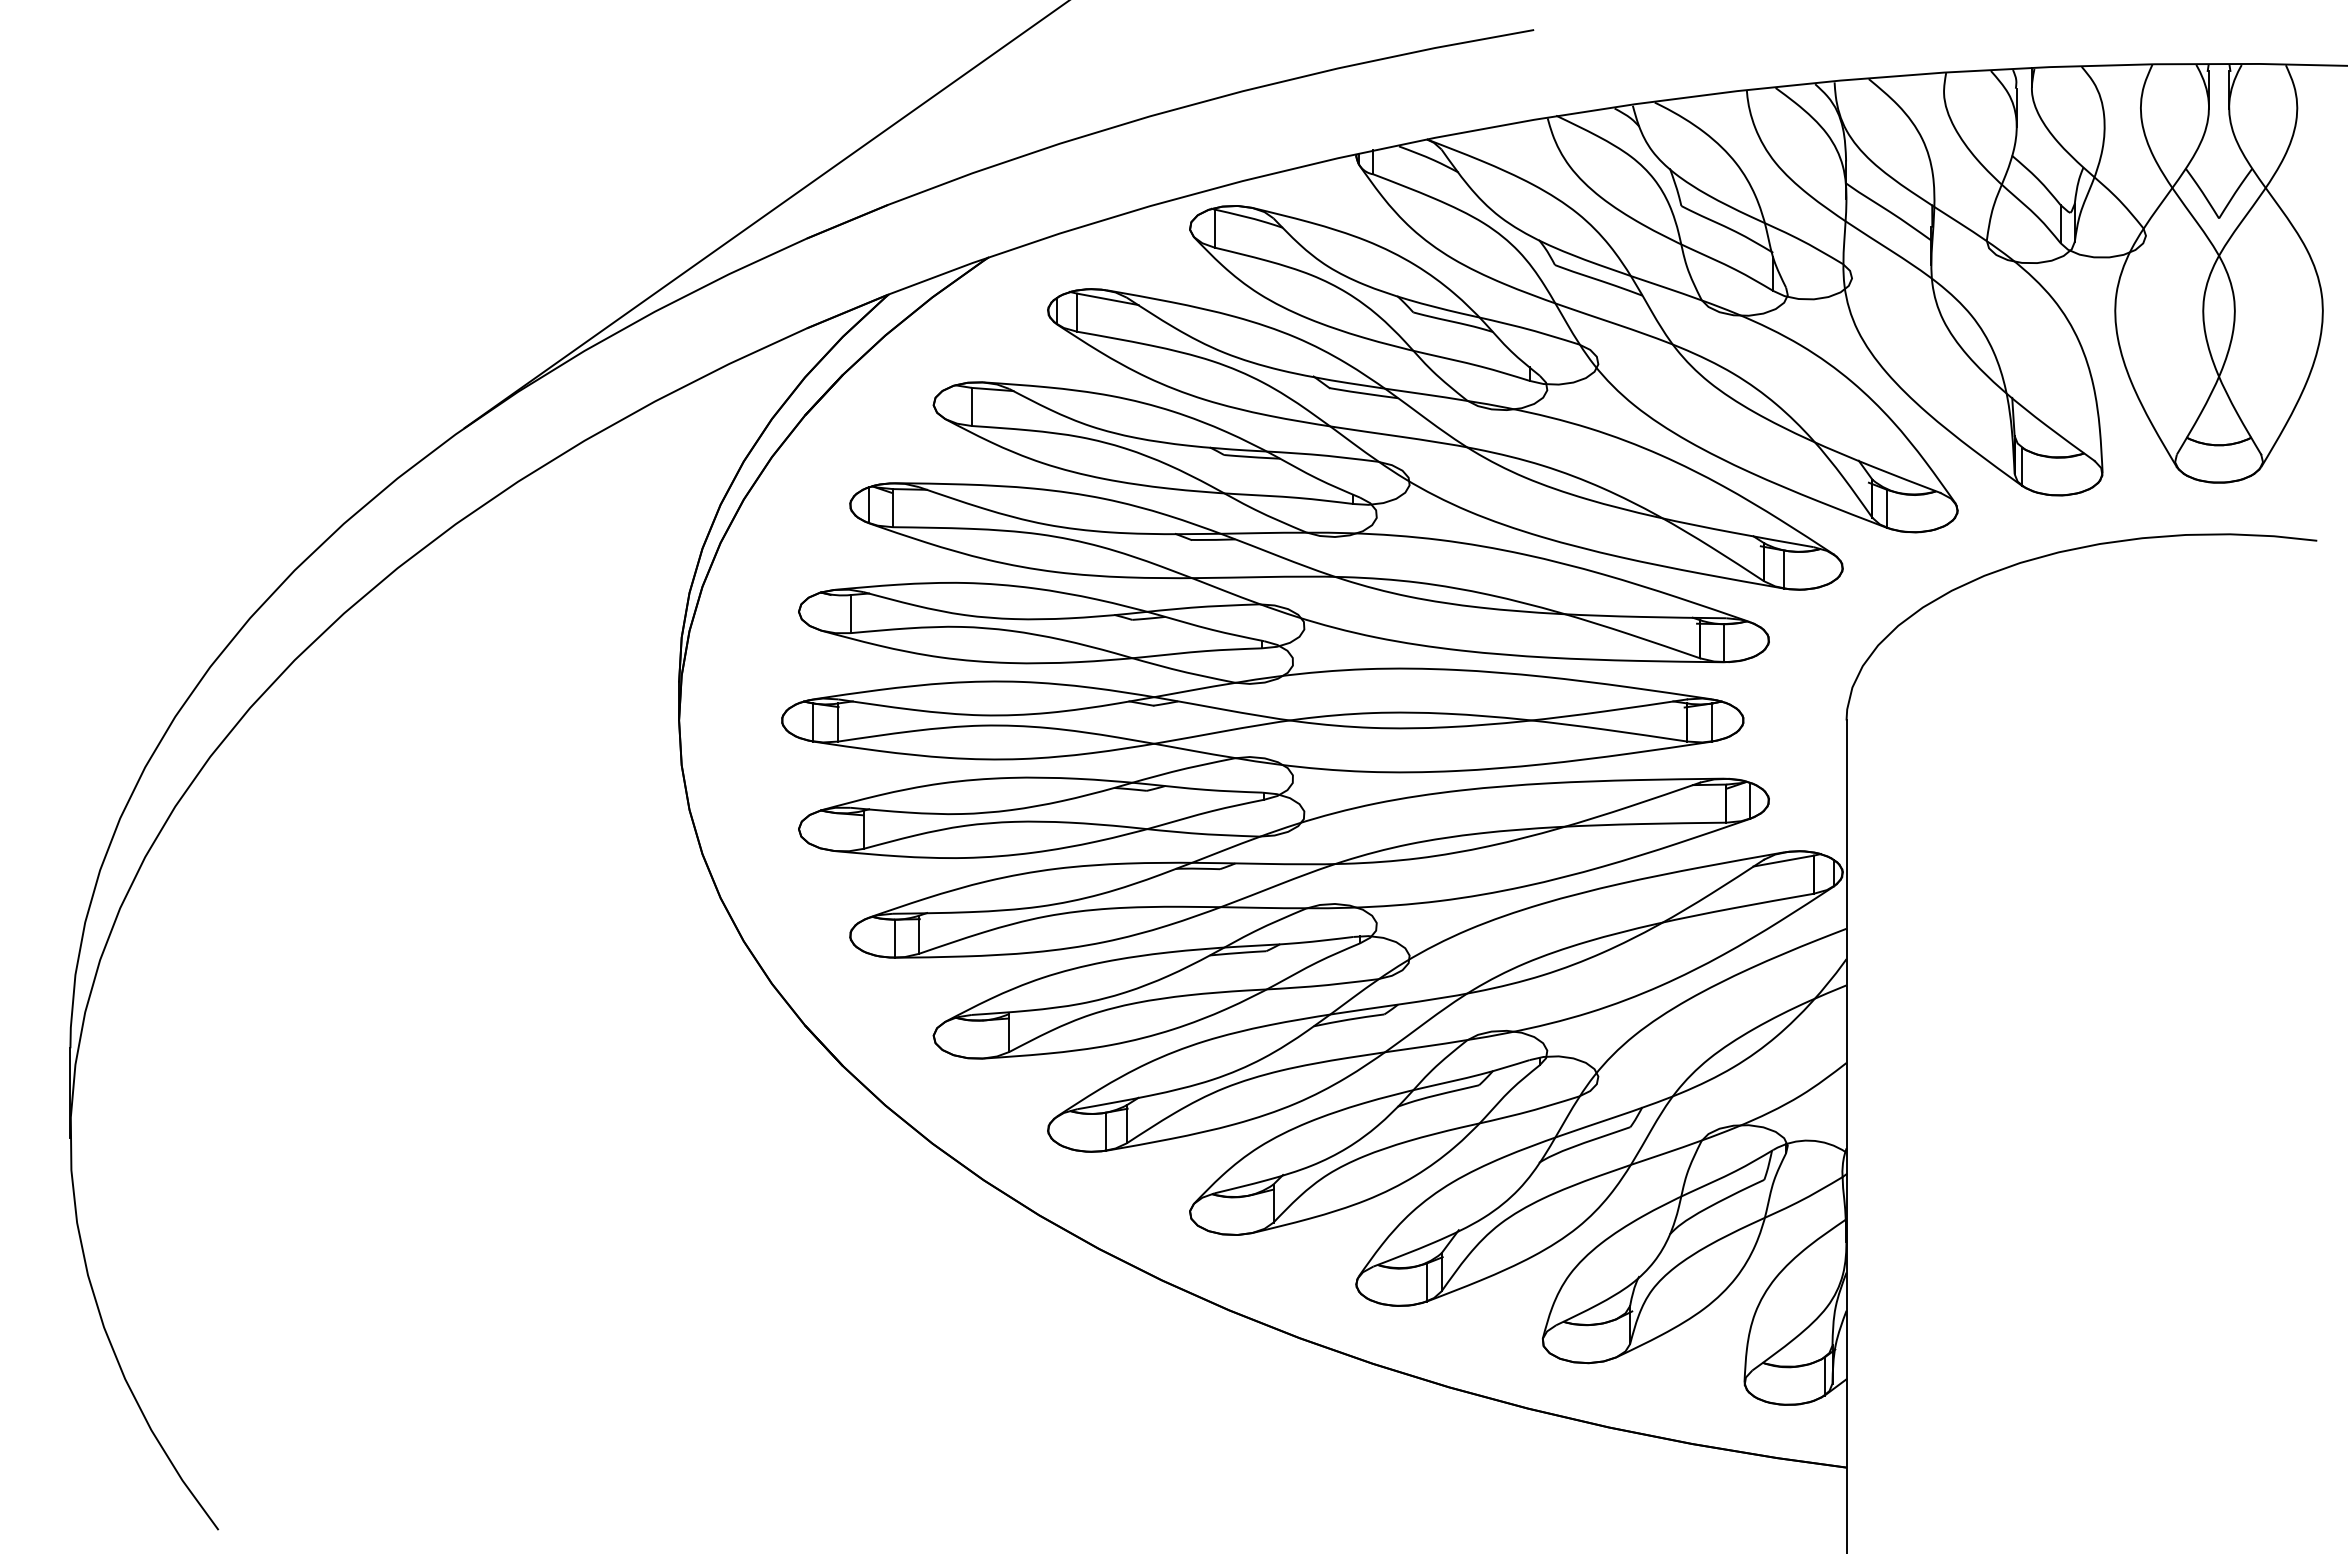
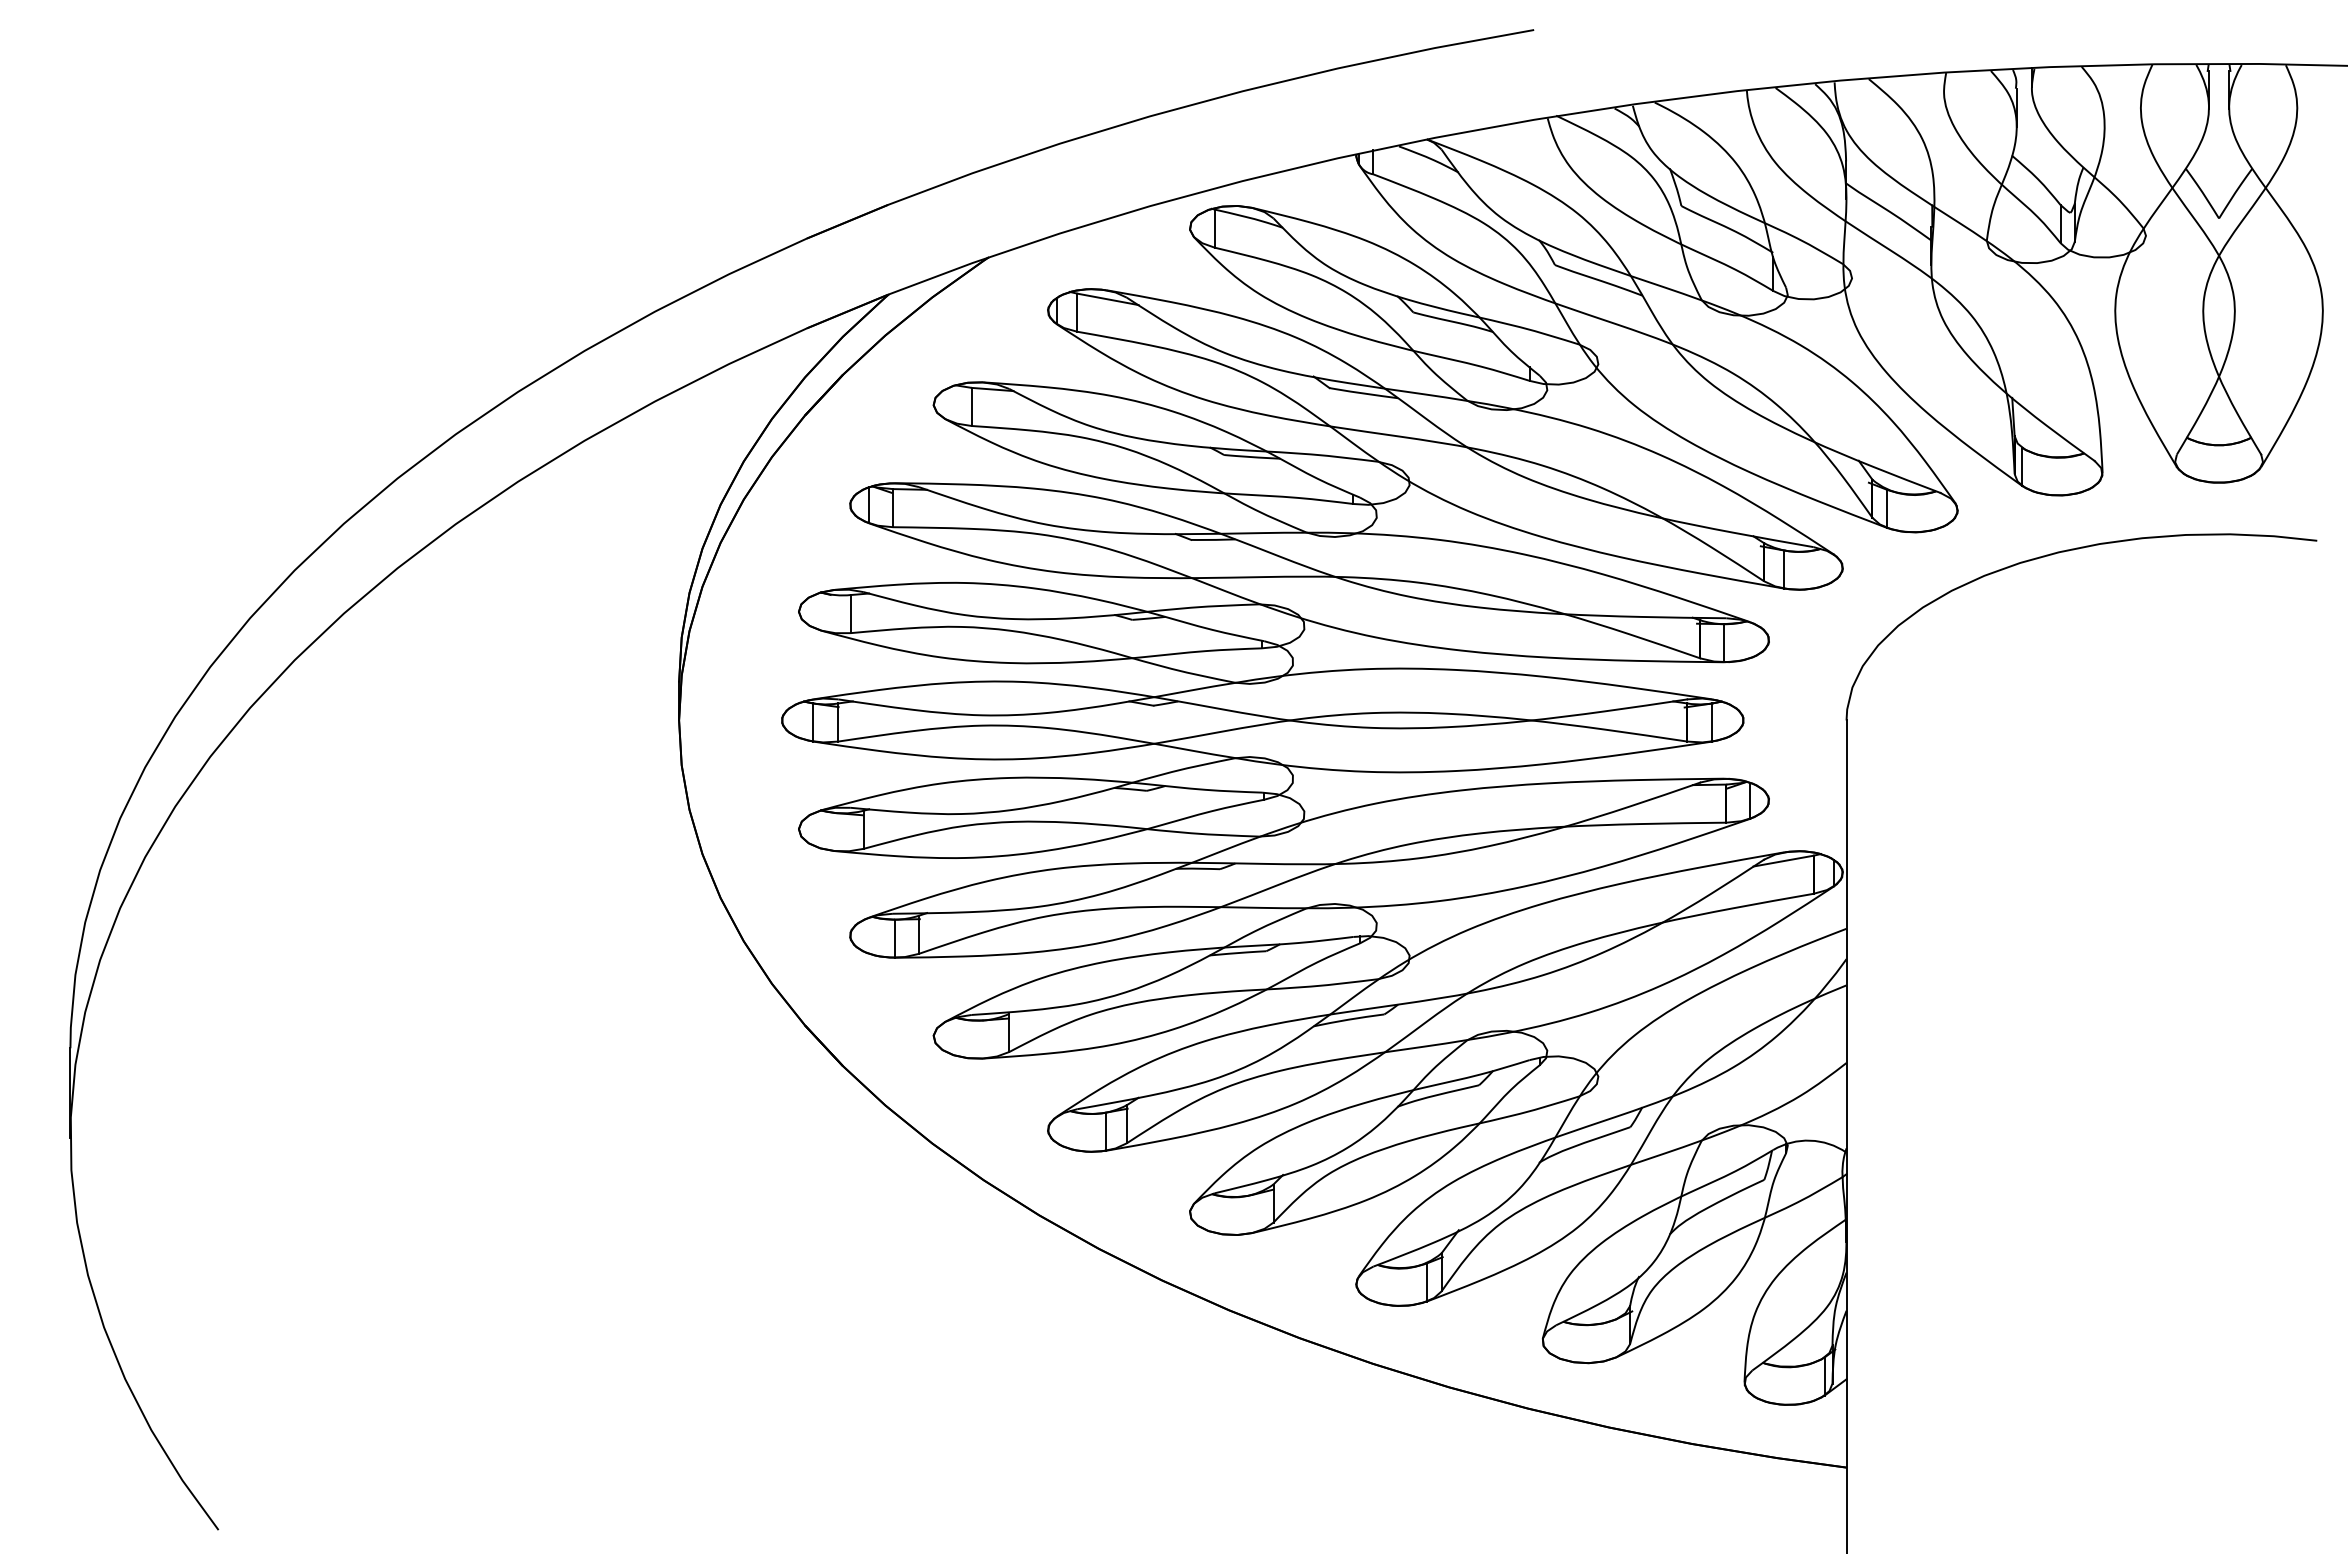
line: present -> none (765, 215)
